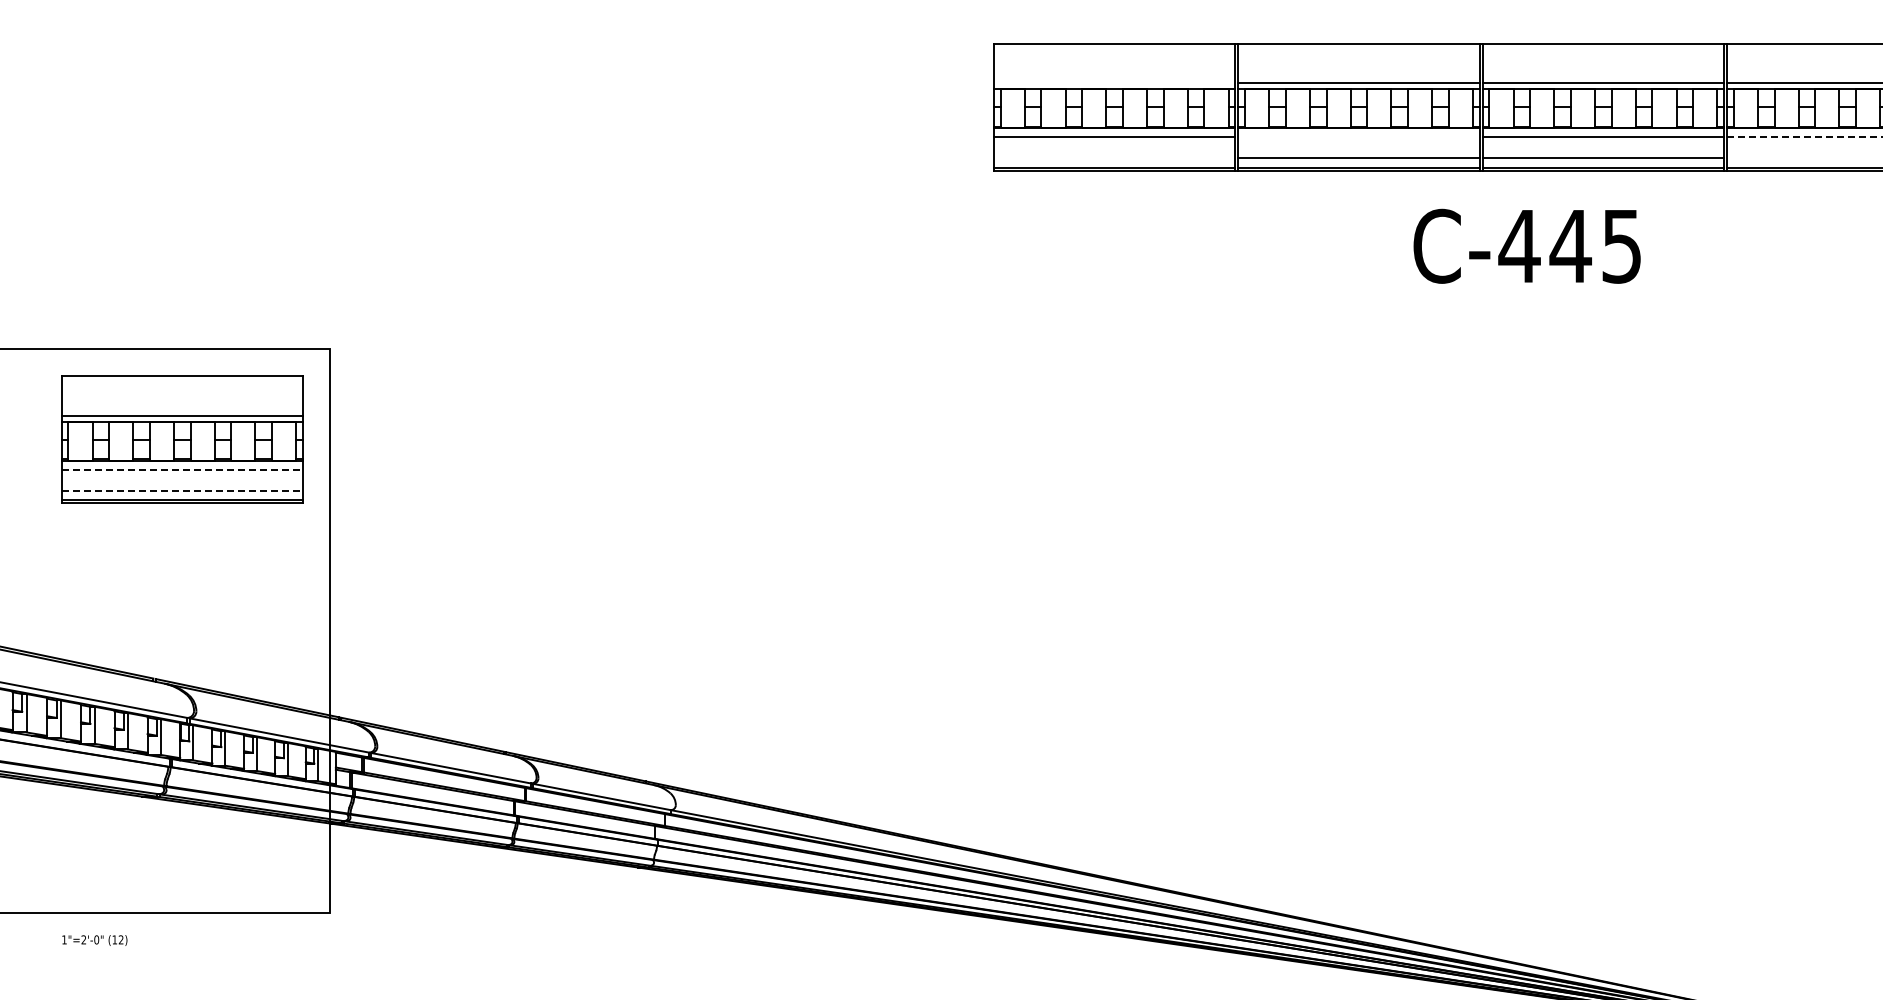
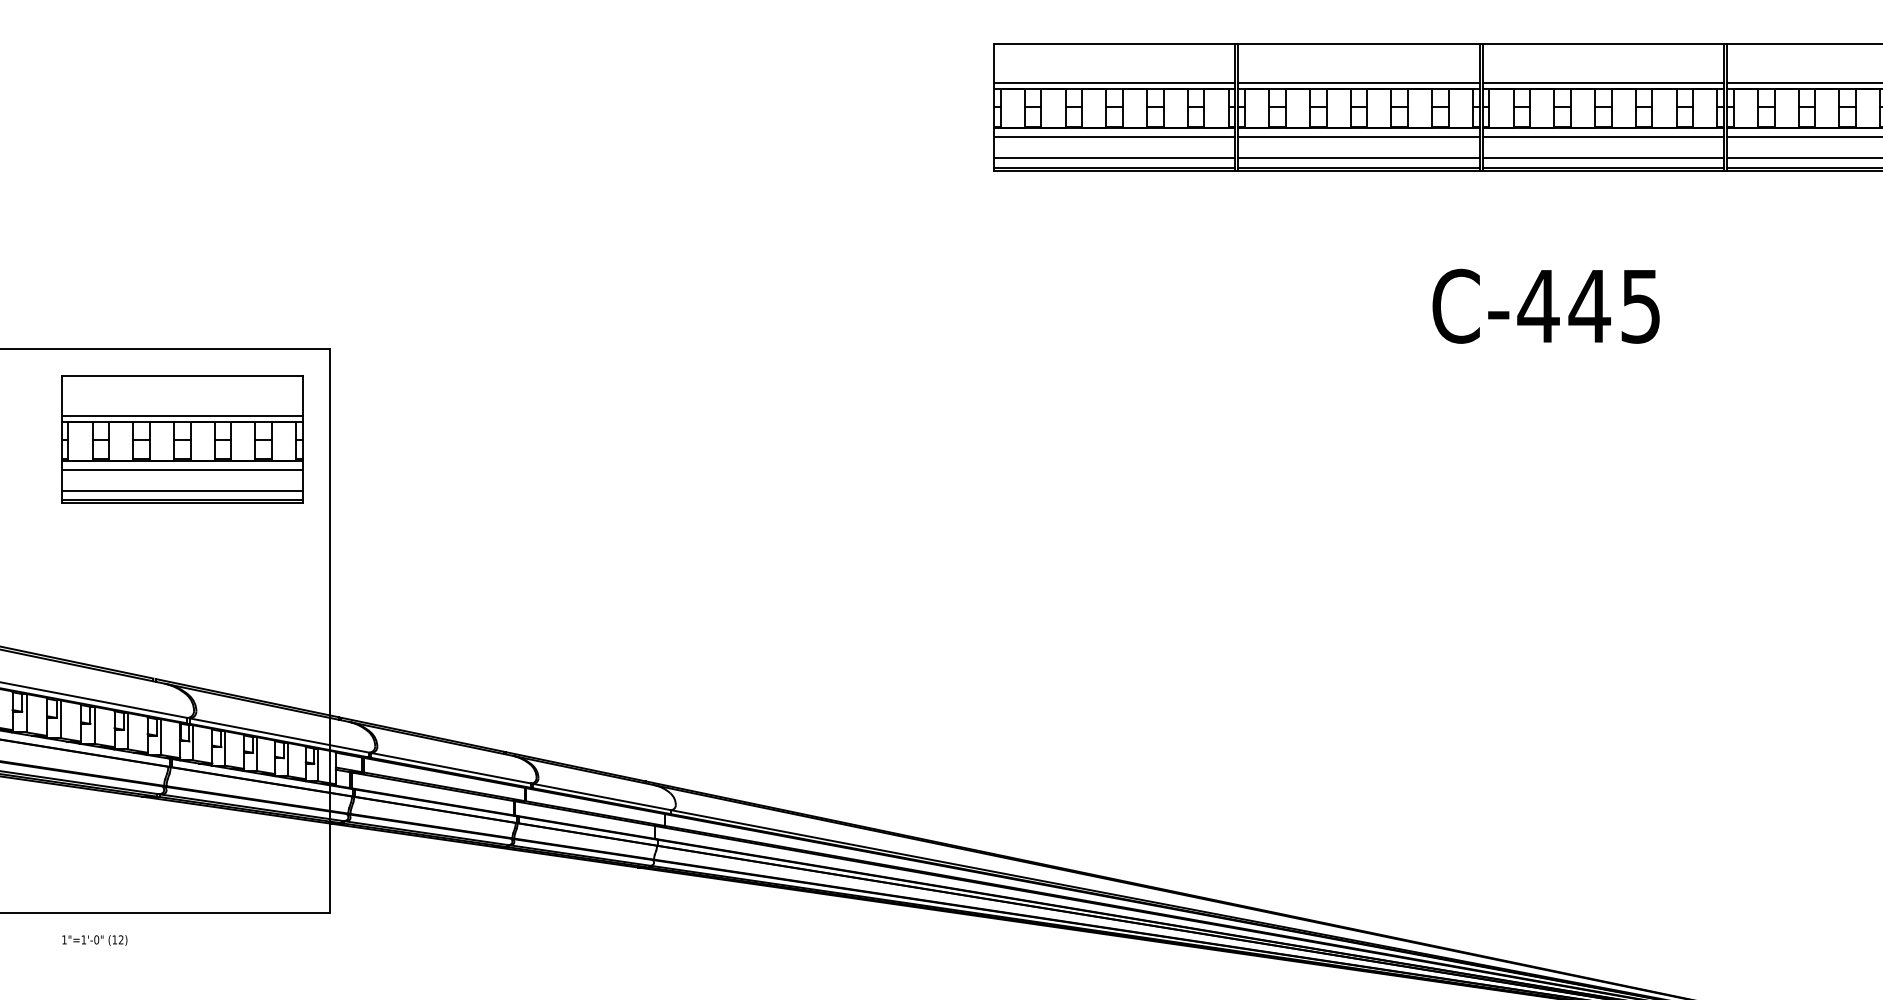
line: none -> present (1114, 83)
line: none -> present (1358, 137)
line: dashed -> solid (1804, 137)
line: none -> present (1114, 158)
line: none -> present (1803, 158)
text position: (1526, 245) -> (1545, 305) (1545, 305)
line: dashed -> solid (182, 470)
line: dashed -> solid (182, 491)
text: 1"=2'-0" -> 1"=1'-0" (83, 939)
